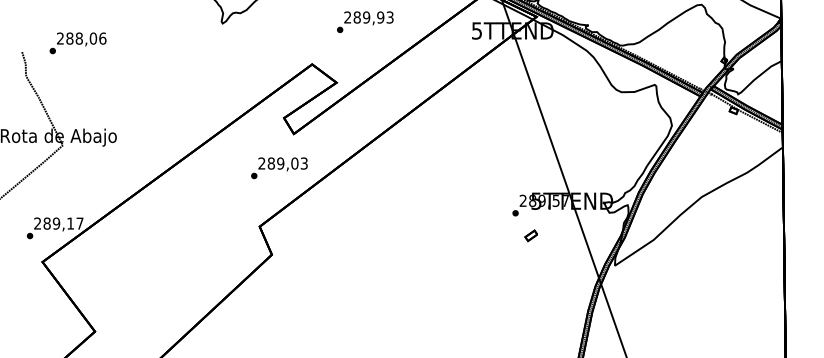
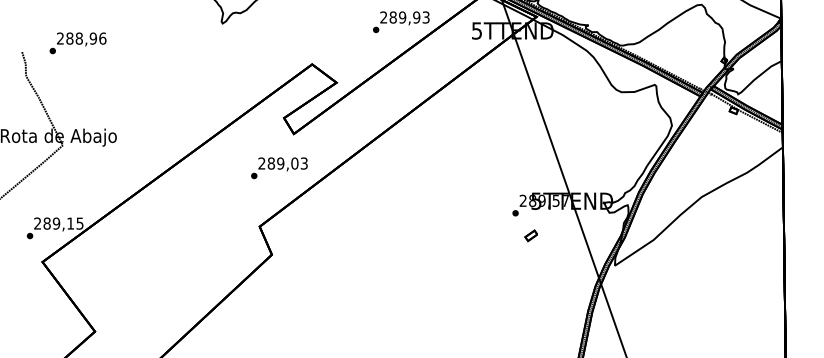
text position: (365, 22) -> (401, 22) (401, 22)
text: 288,06 -> 288,96 (92, 38)
text: 289,17 -> 289,15 (79, 223)
